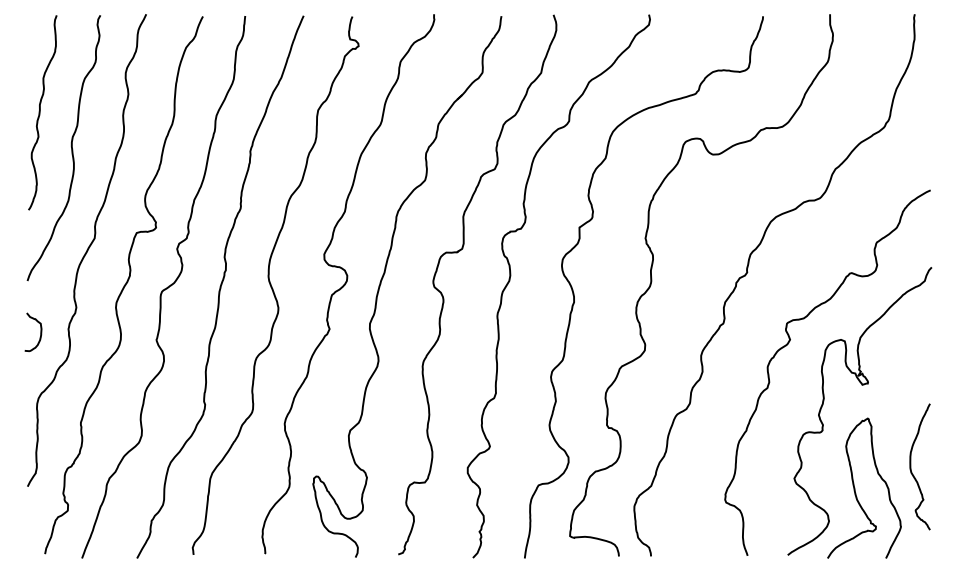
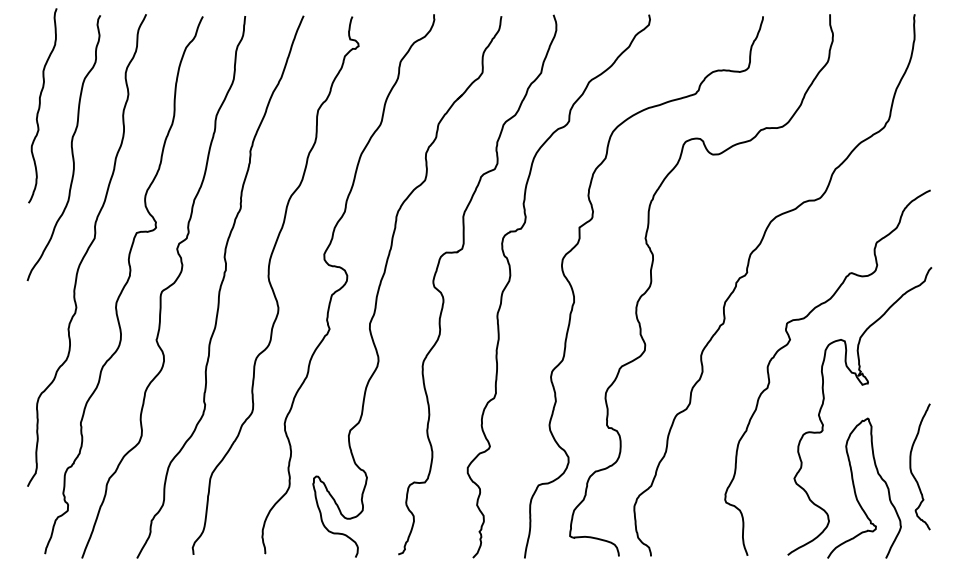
curve position: (40, 112) -> (40, 105) (40, 105)
curve: present -> none (40, 332)
